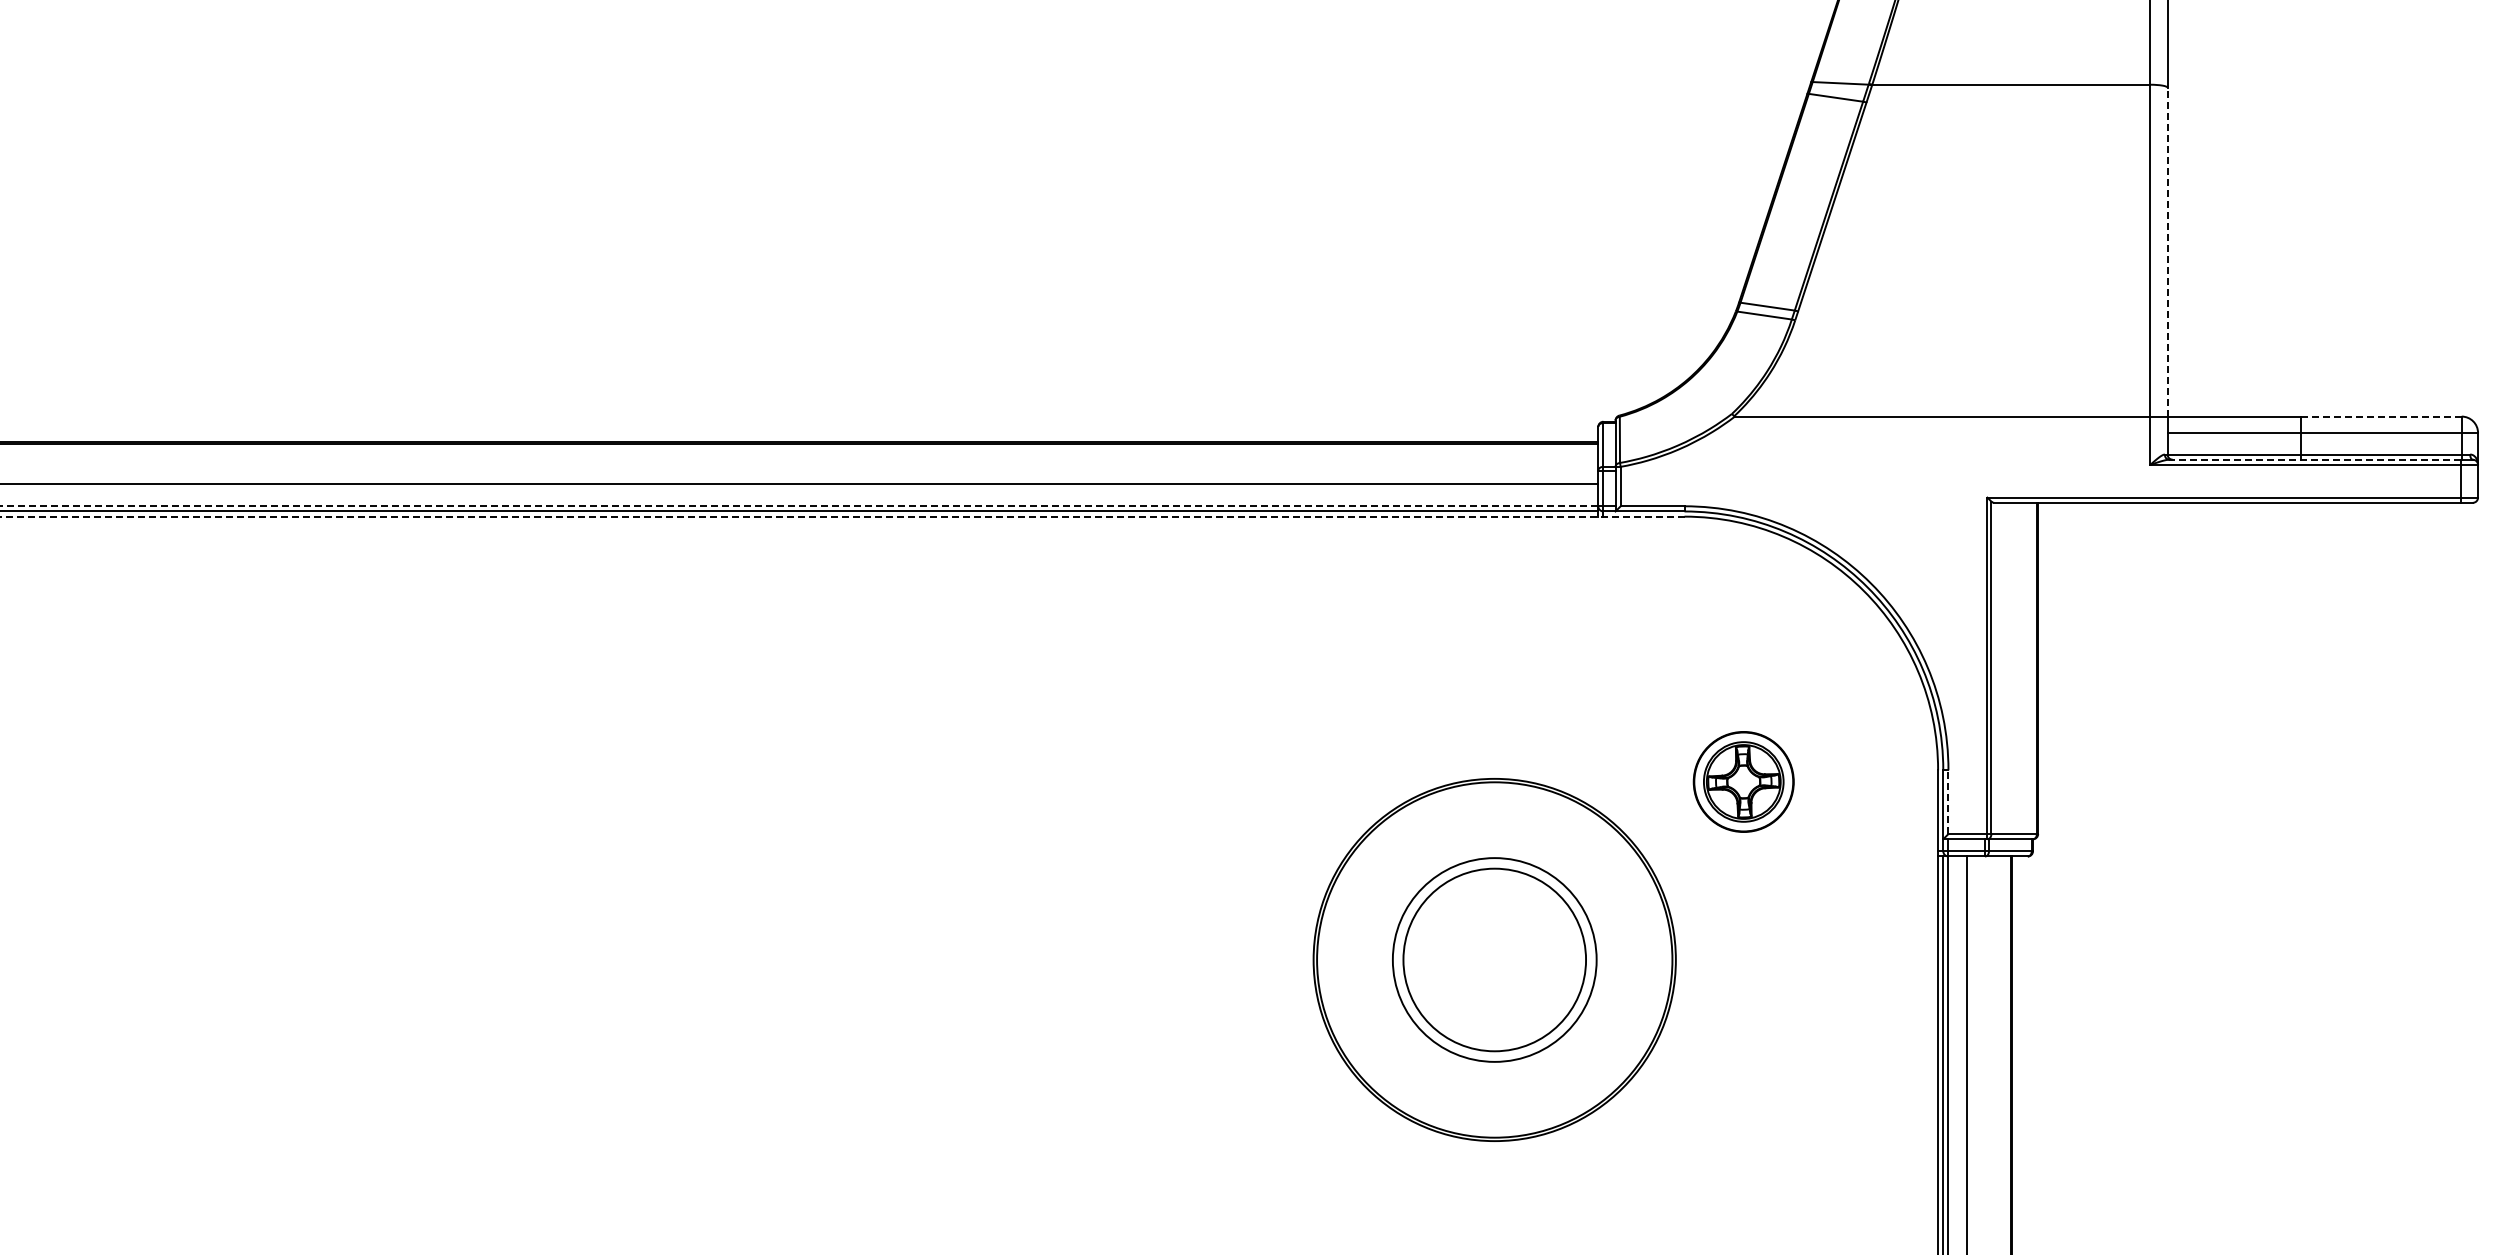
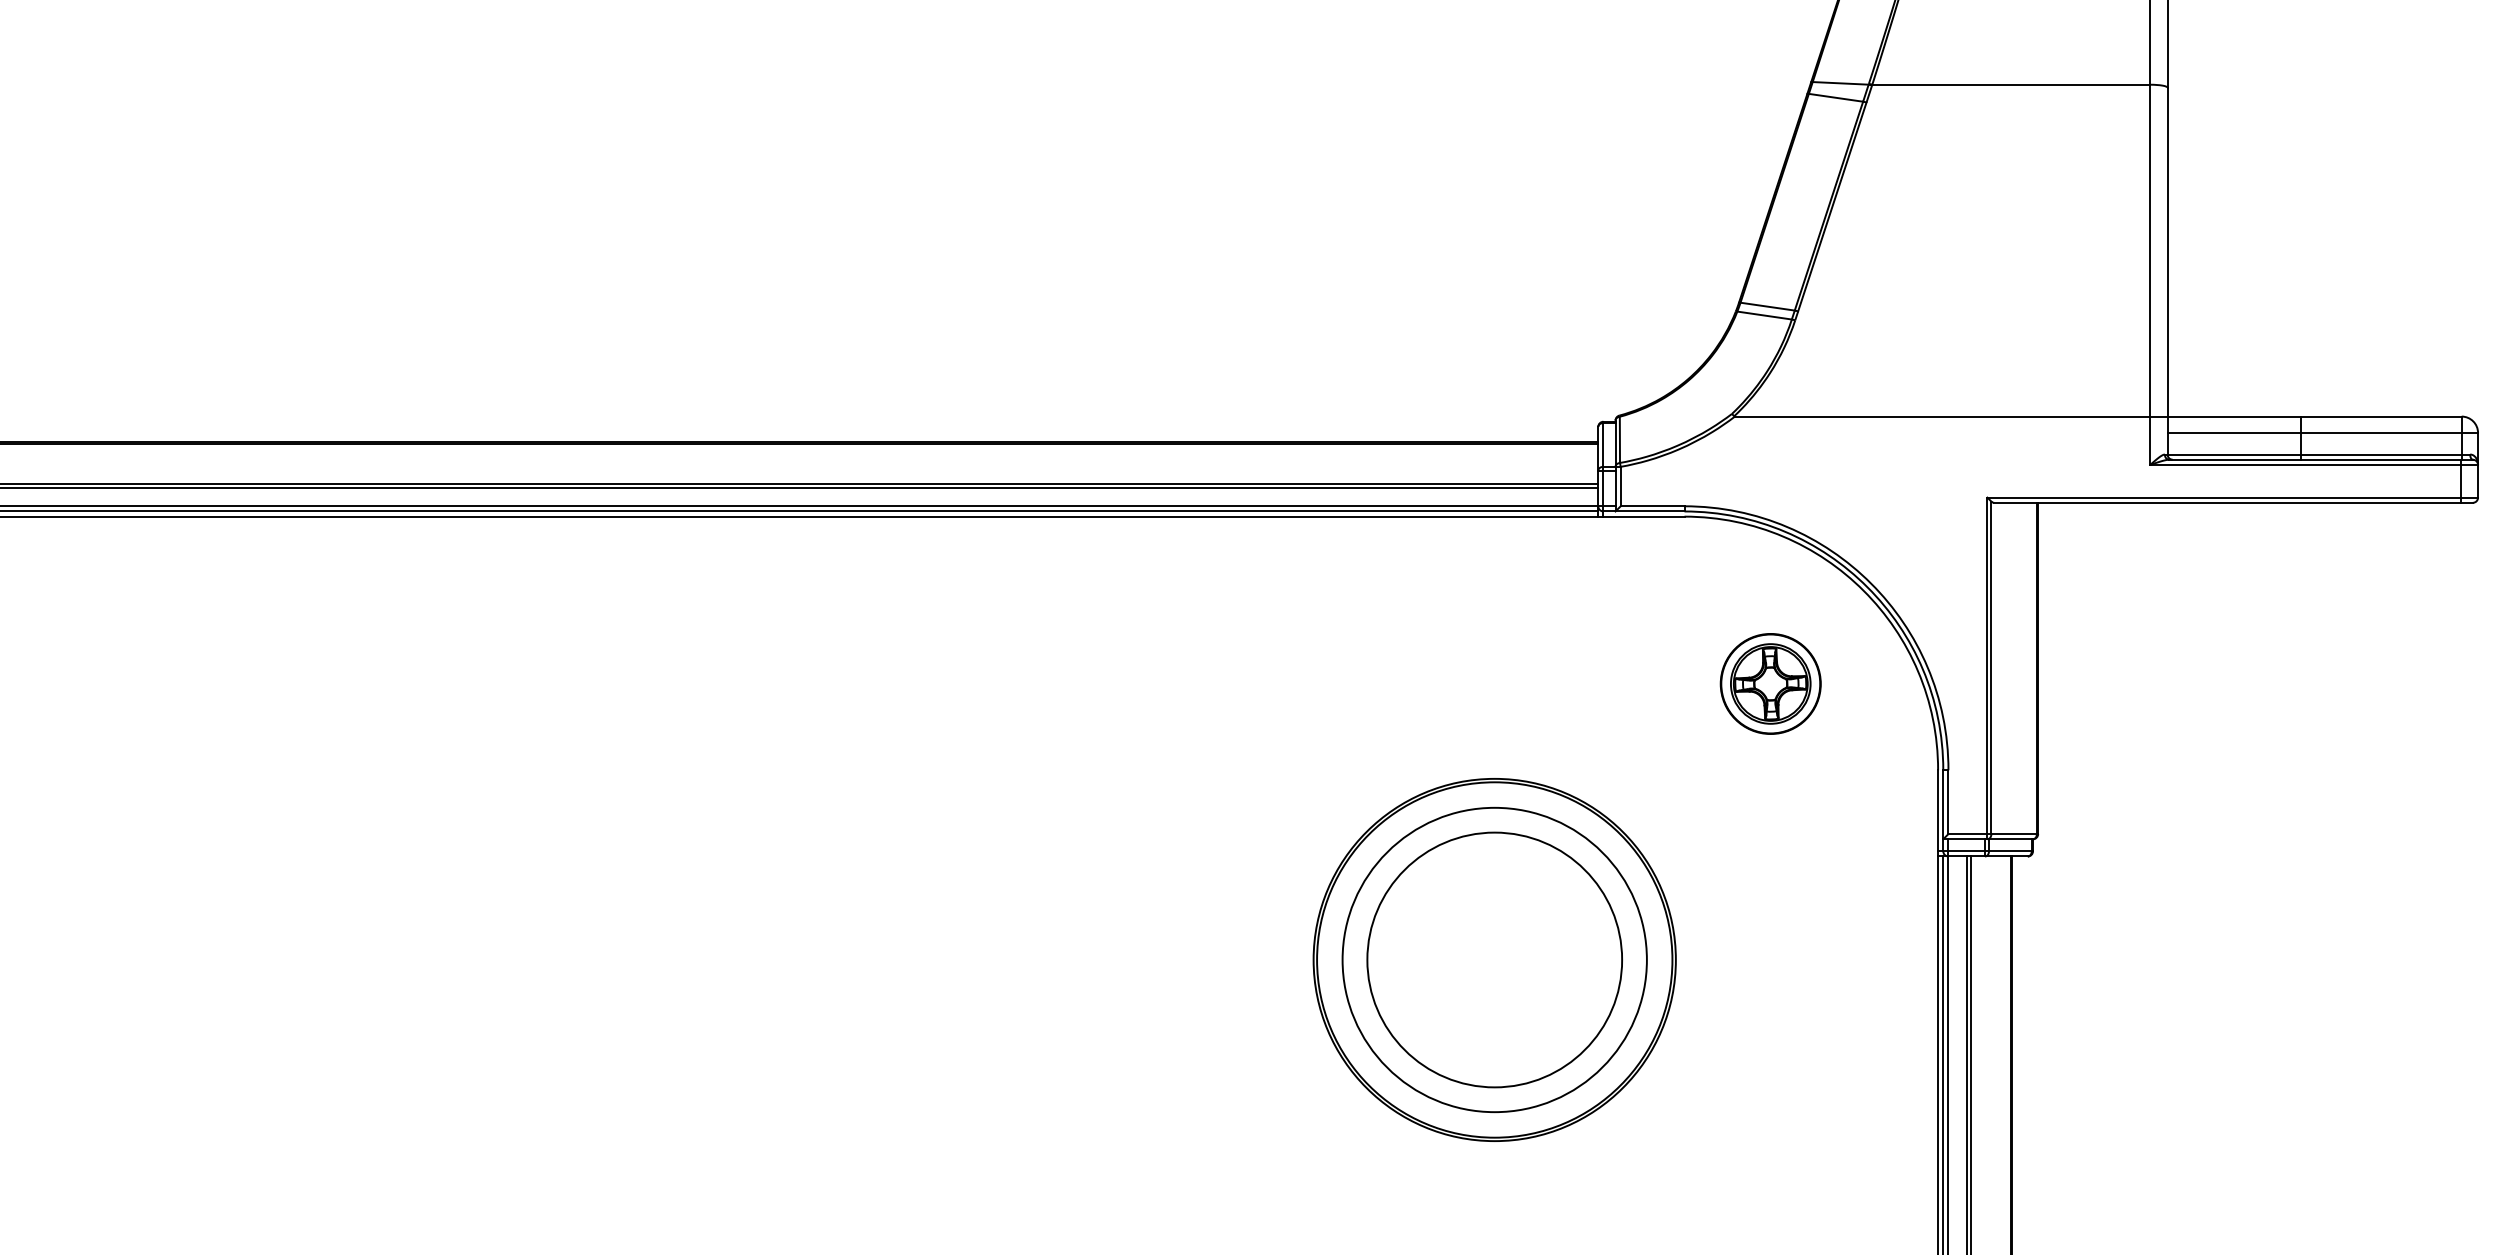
line: dashed -> solid (2167, 251)
line: dashed -> solid (2380, 416)
line: dashed -> solid (2315, 459)
line: none -> present (800, 488)
line: dashed -> solid (799, 506)
line: dashed -> solid (842, 516)
part position: (1743, 781) -> (1770, 683) (1770, 683)
line: dashed -> solid (1948, 802)
circle diameter: 183 px -> 304 px (1494, 959)
circle diameter: 204 px -> 255 px (1494, 959)
line: none -> present (1970, 1053)
